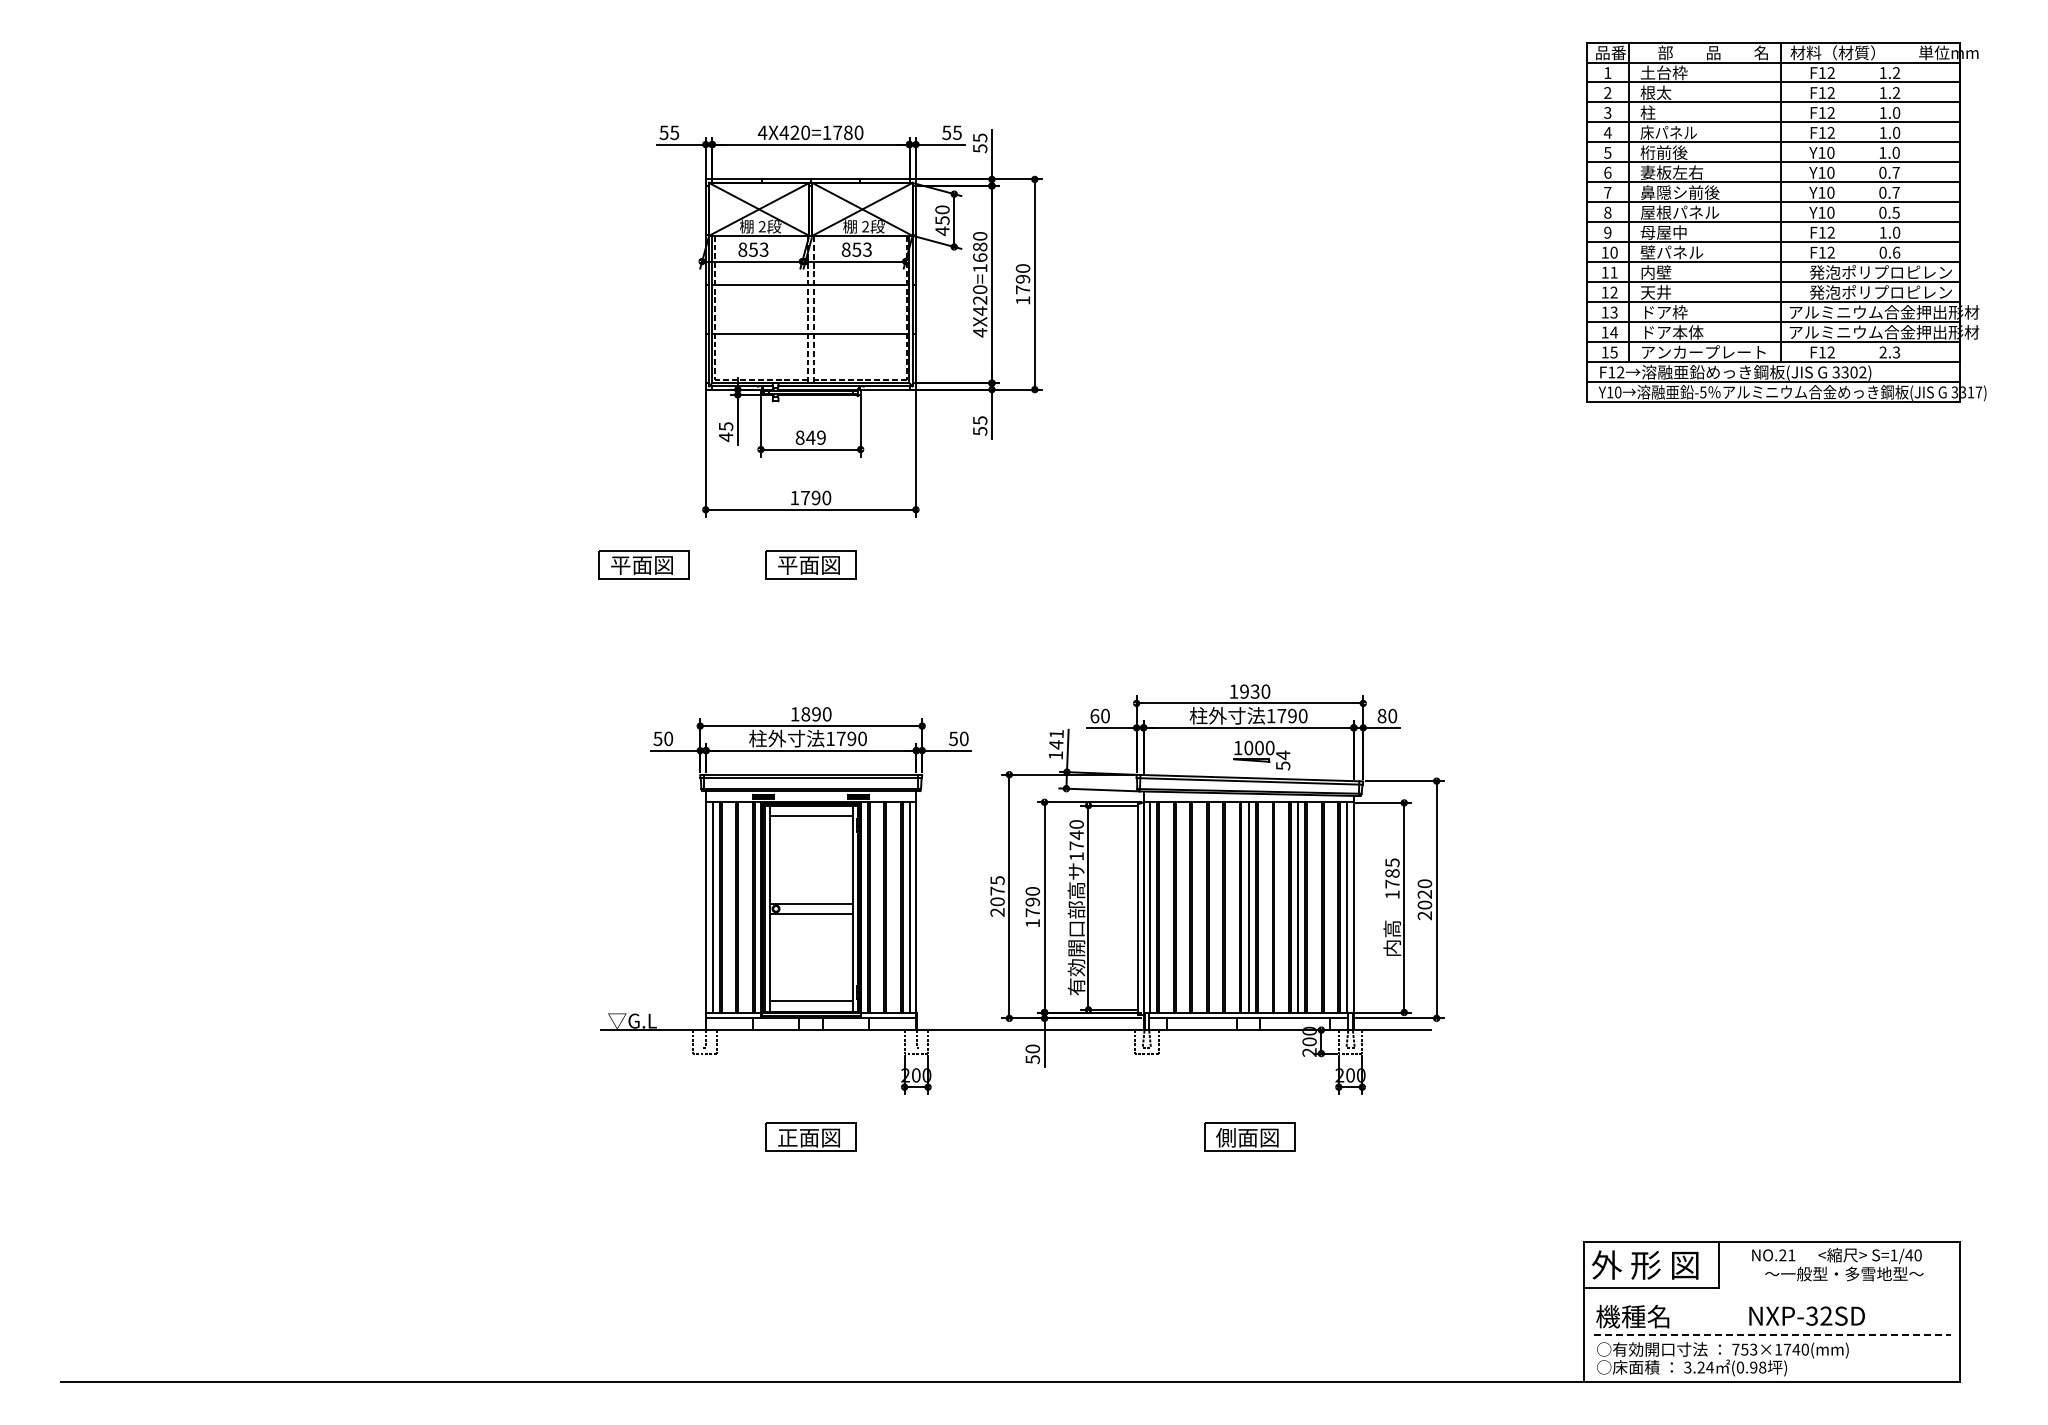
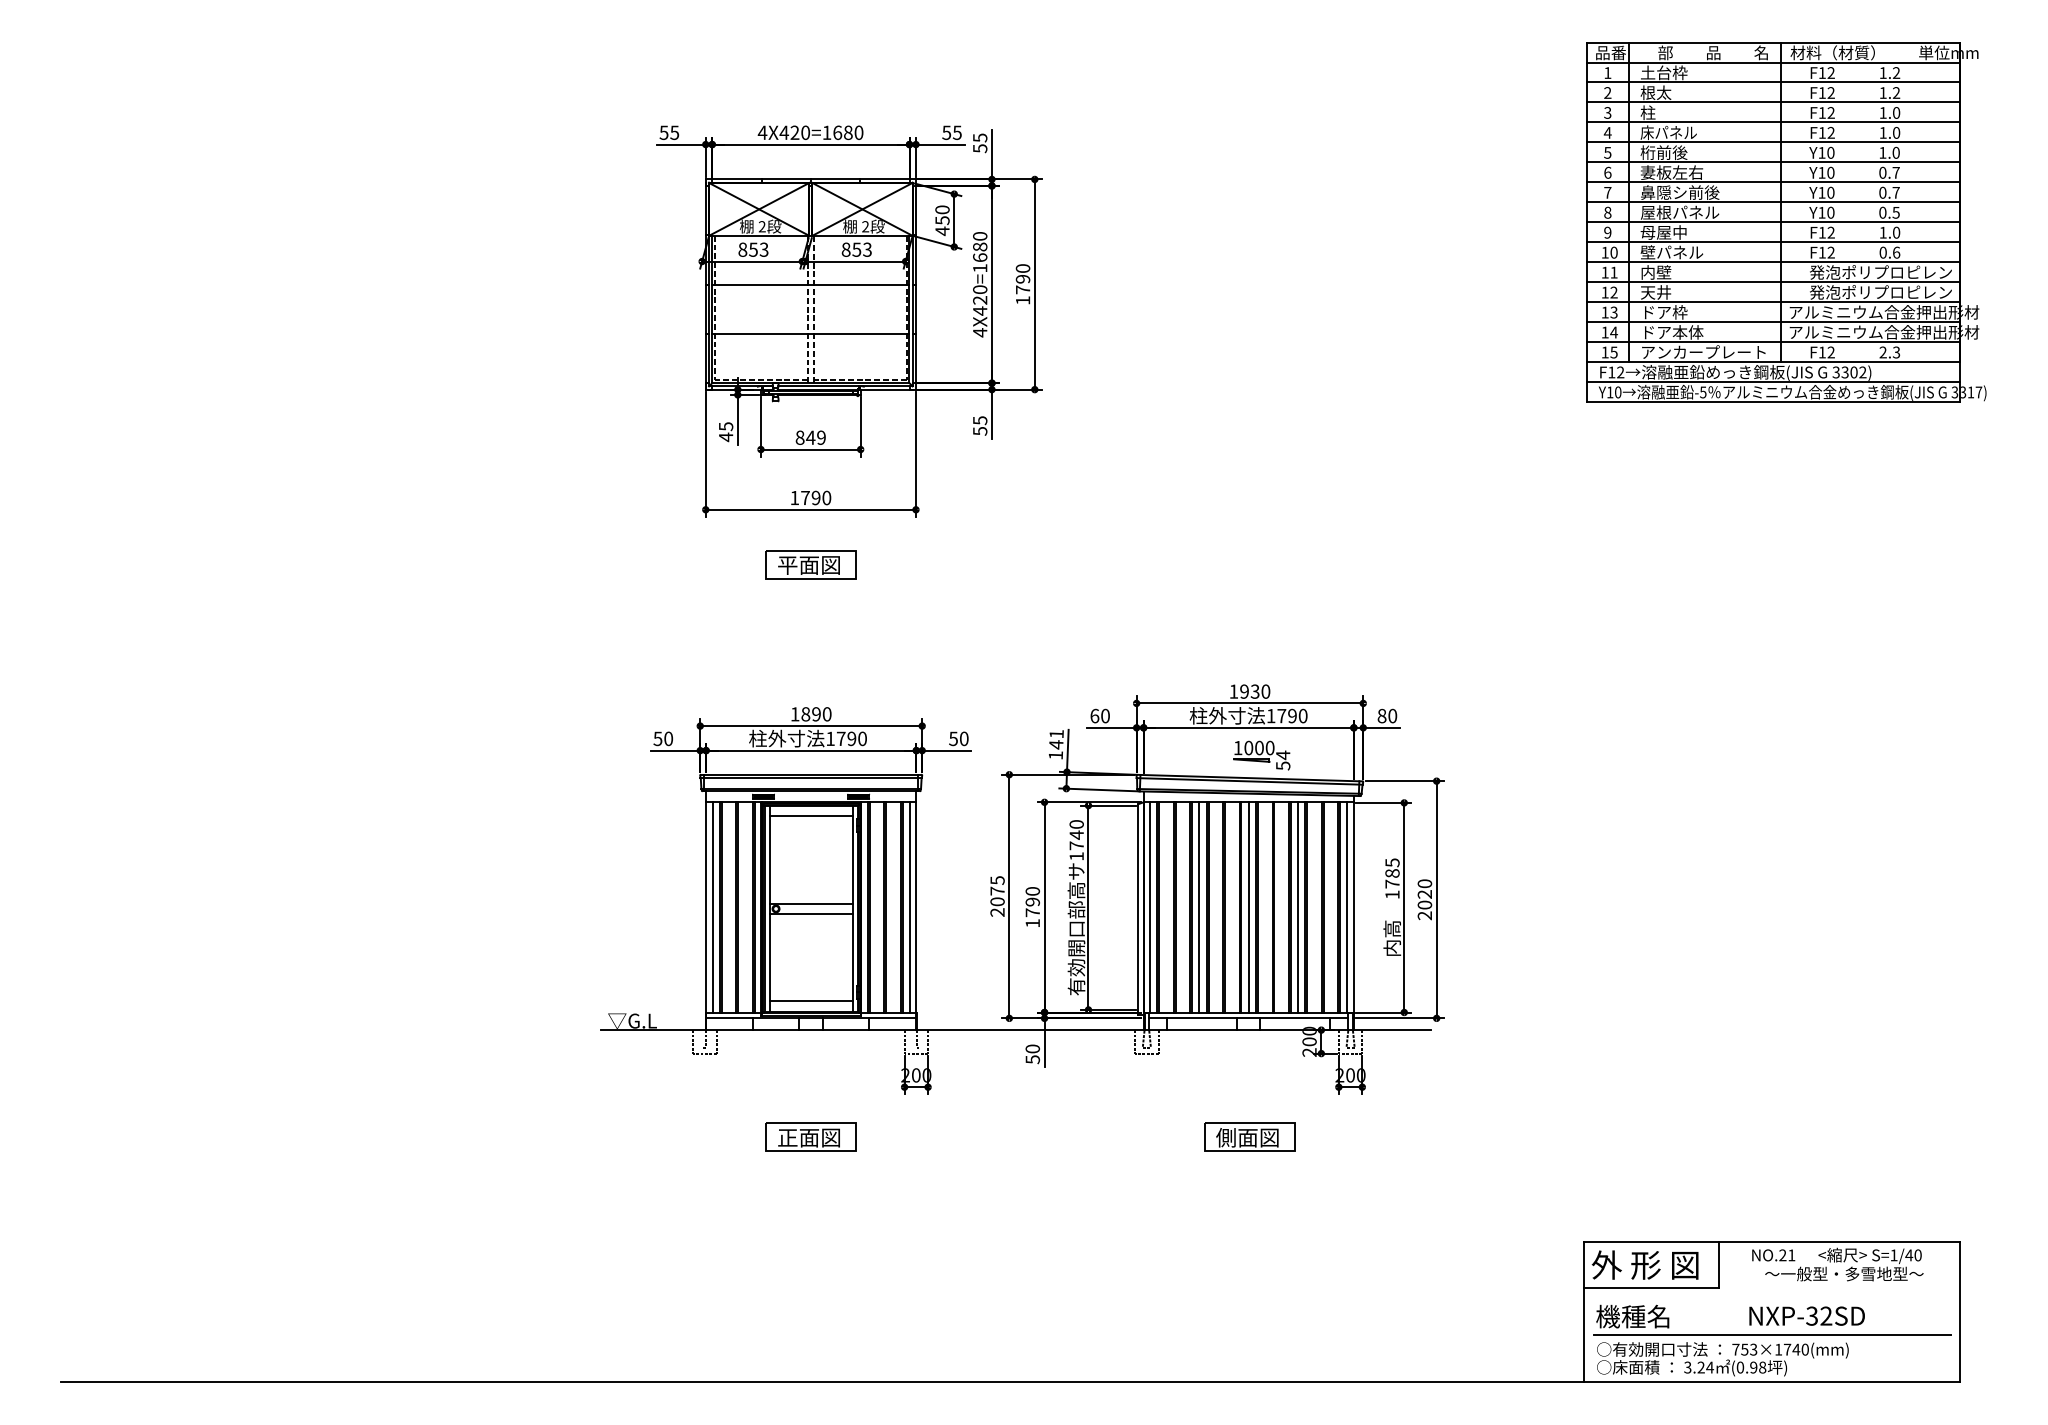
text: 4X420=1780 -> 4X420=1680 (837, 132)
part: present -> none (643, 564)
line: none -> present (1199, 907)
line: dashed -> solid (1772, 1335)
